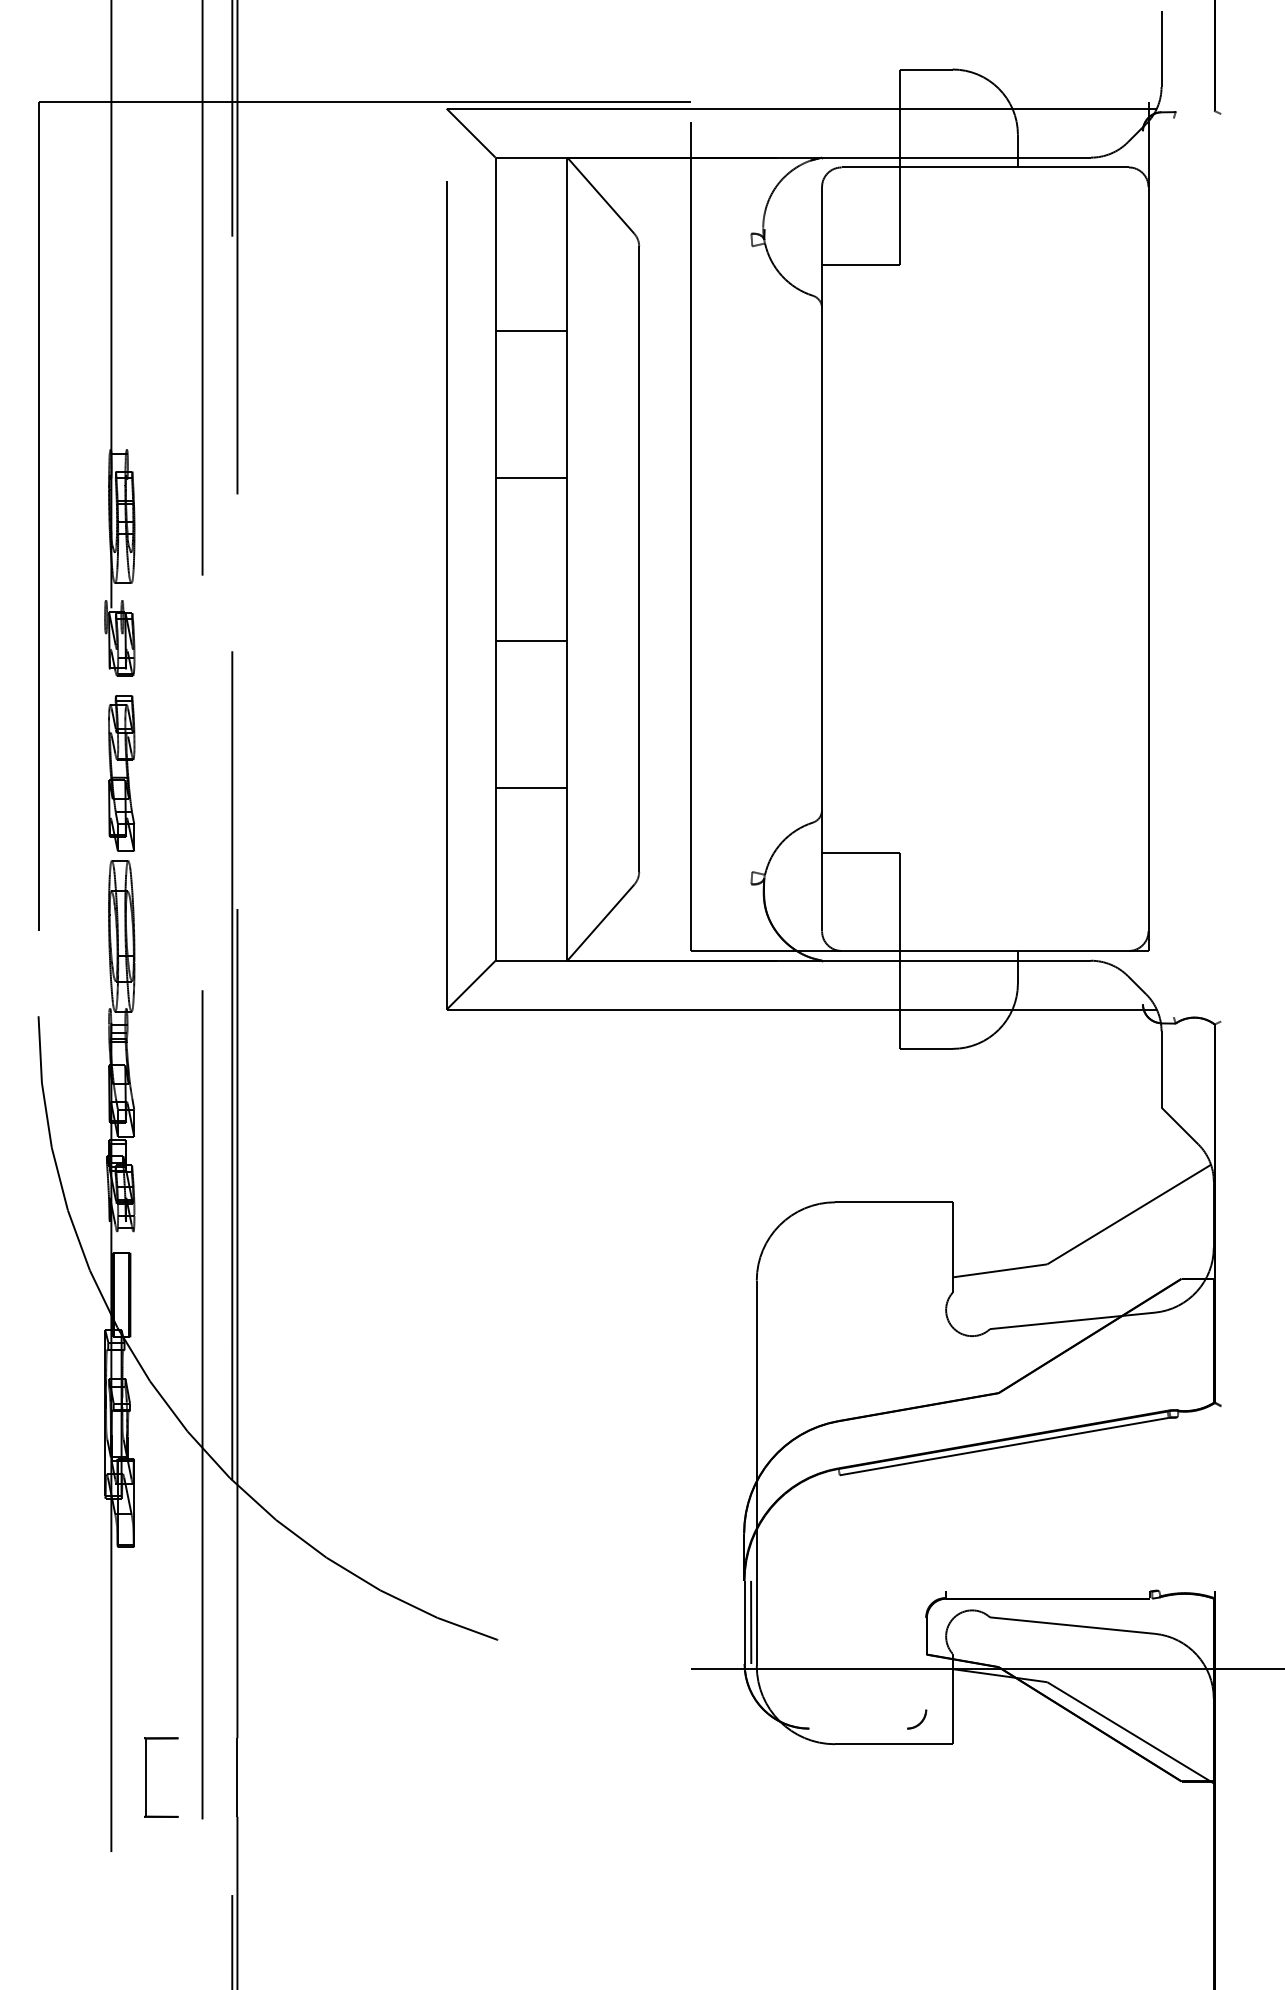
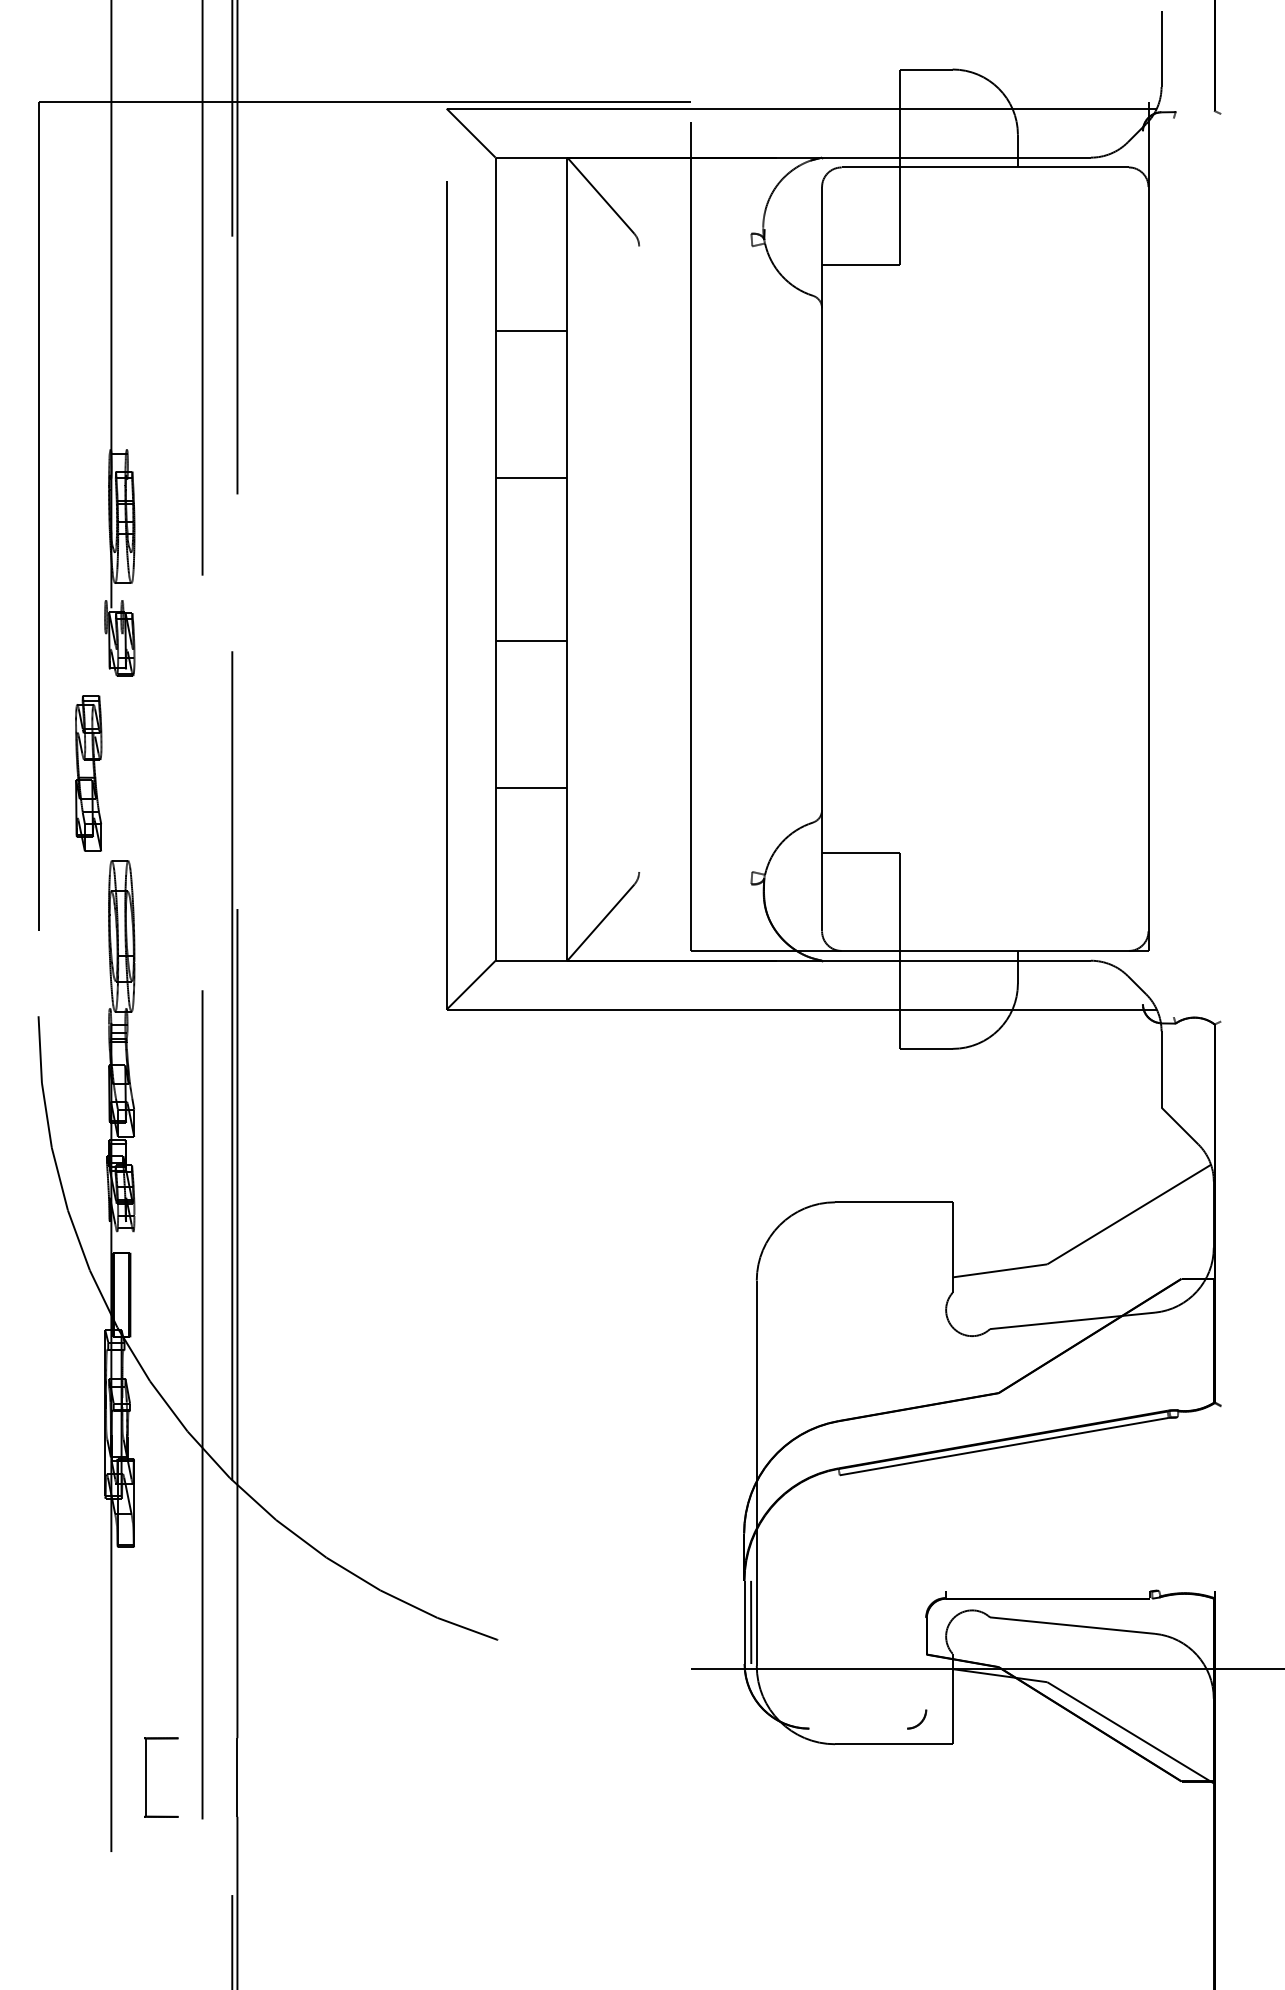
line: present -> none (639, 558)
part position: (121, 773) -> (88, 773) (88, 773)
